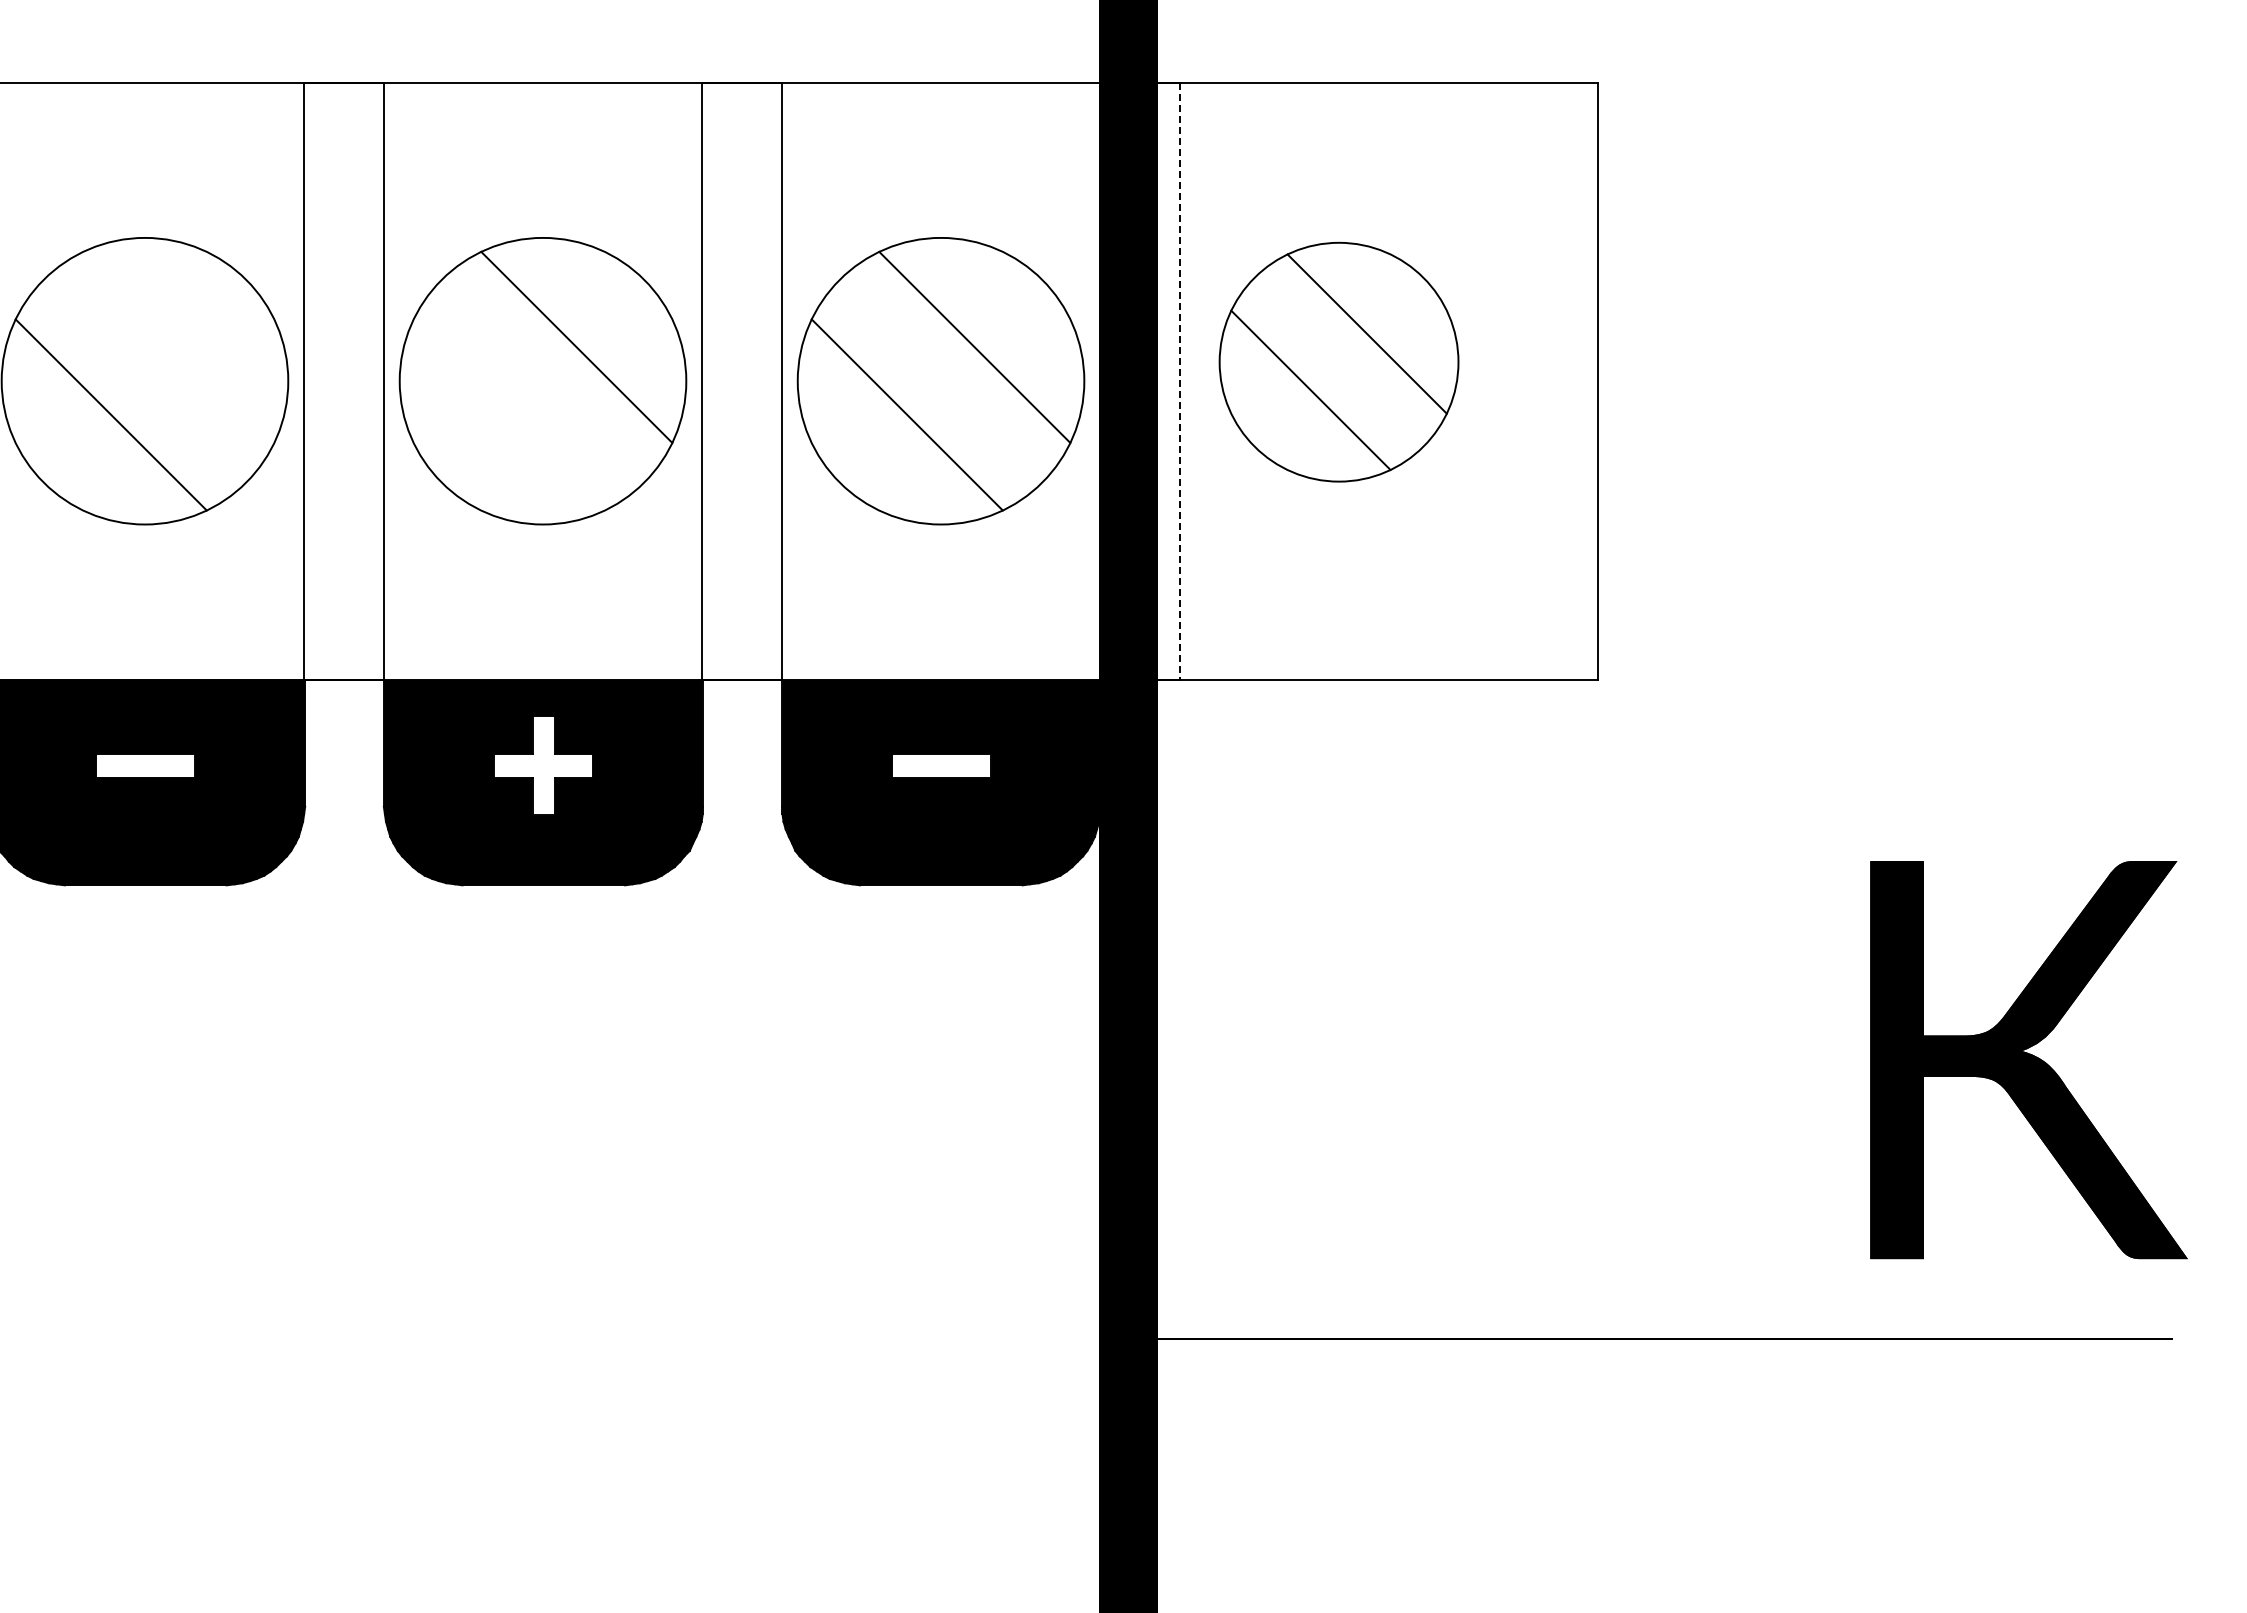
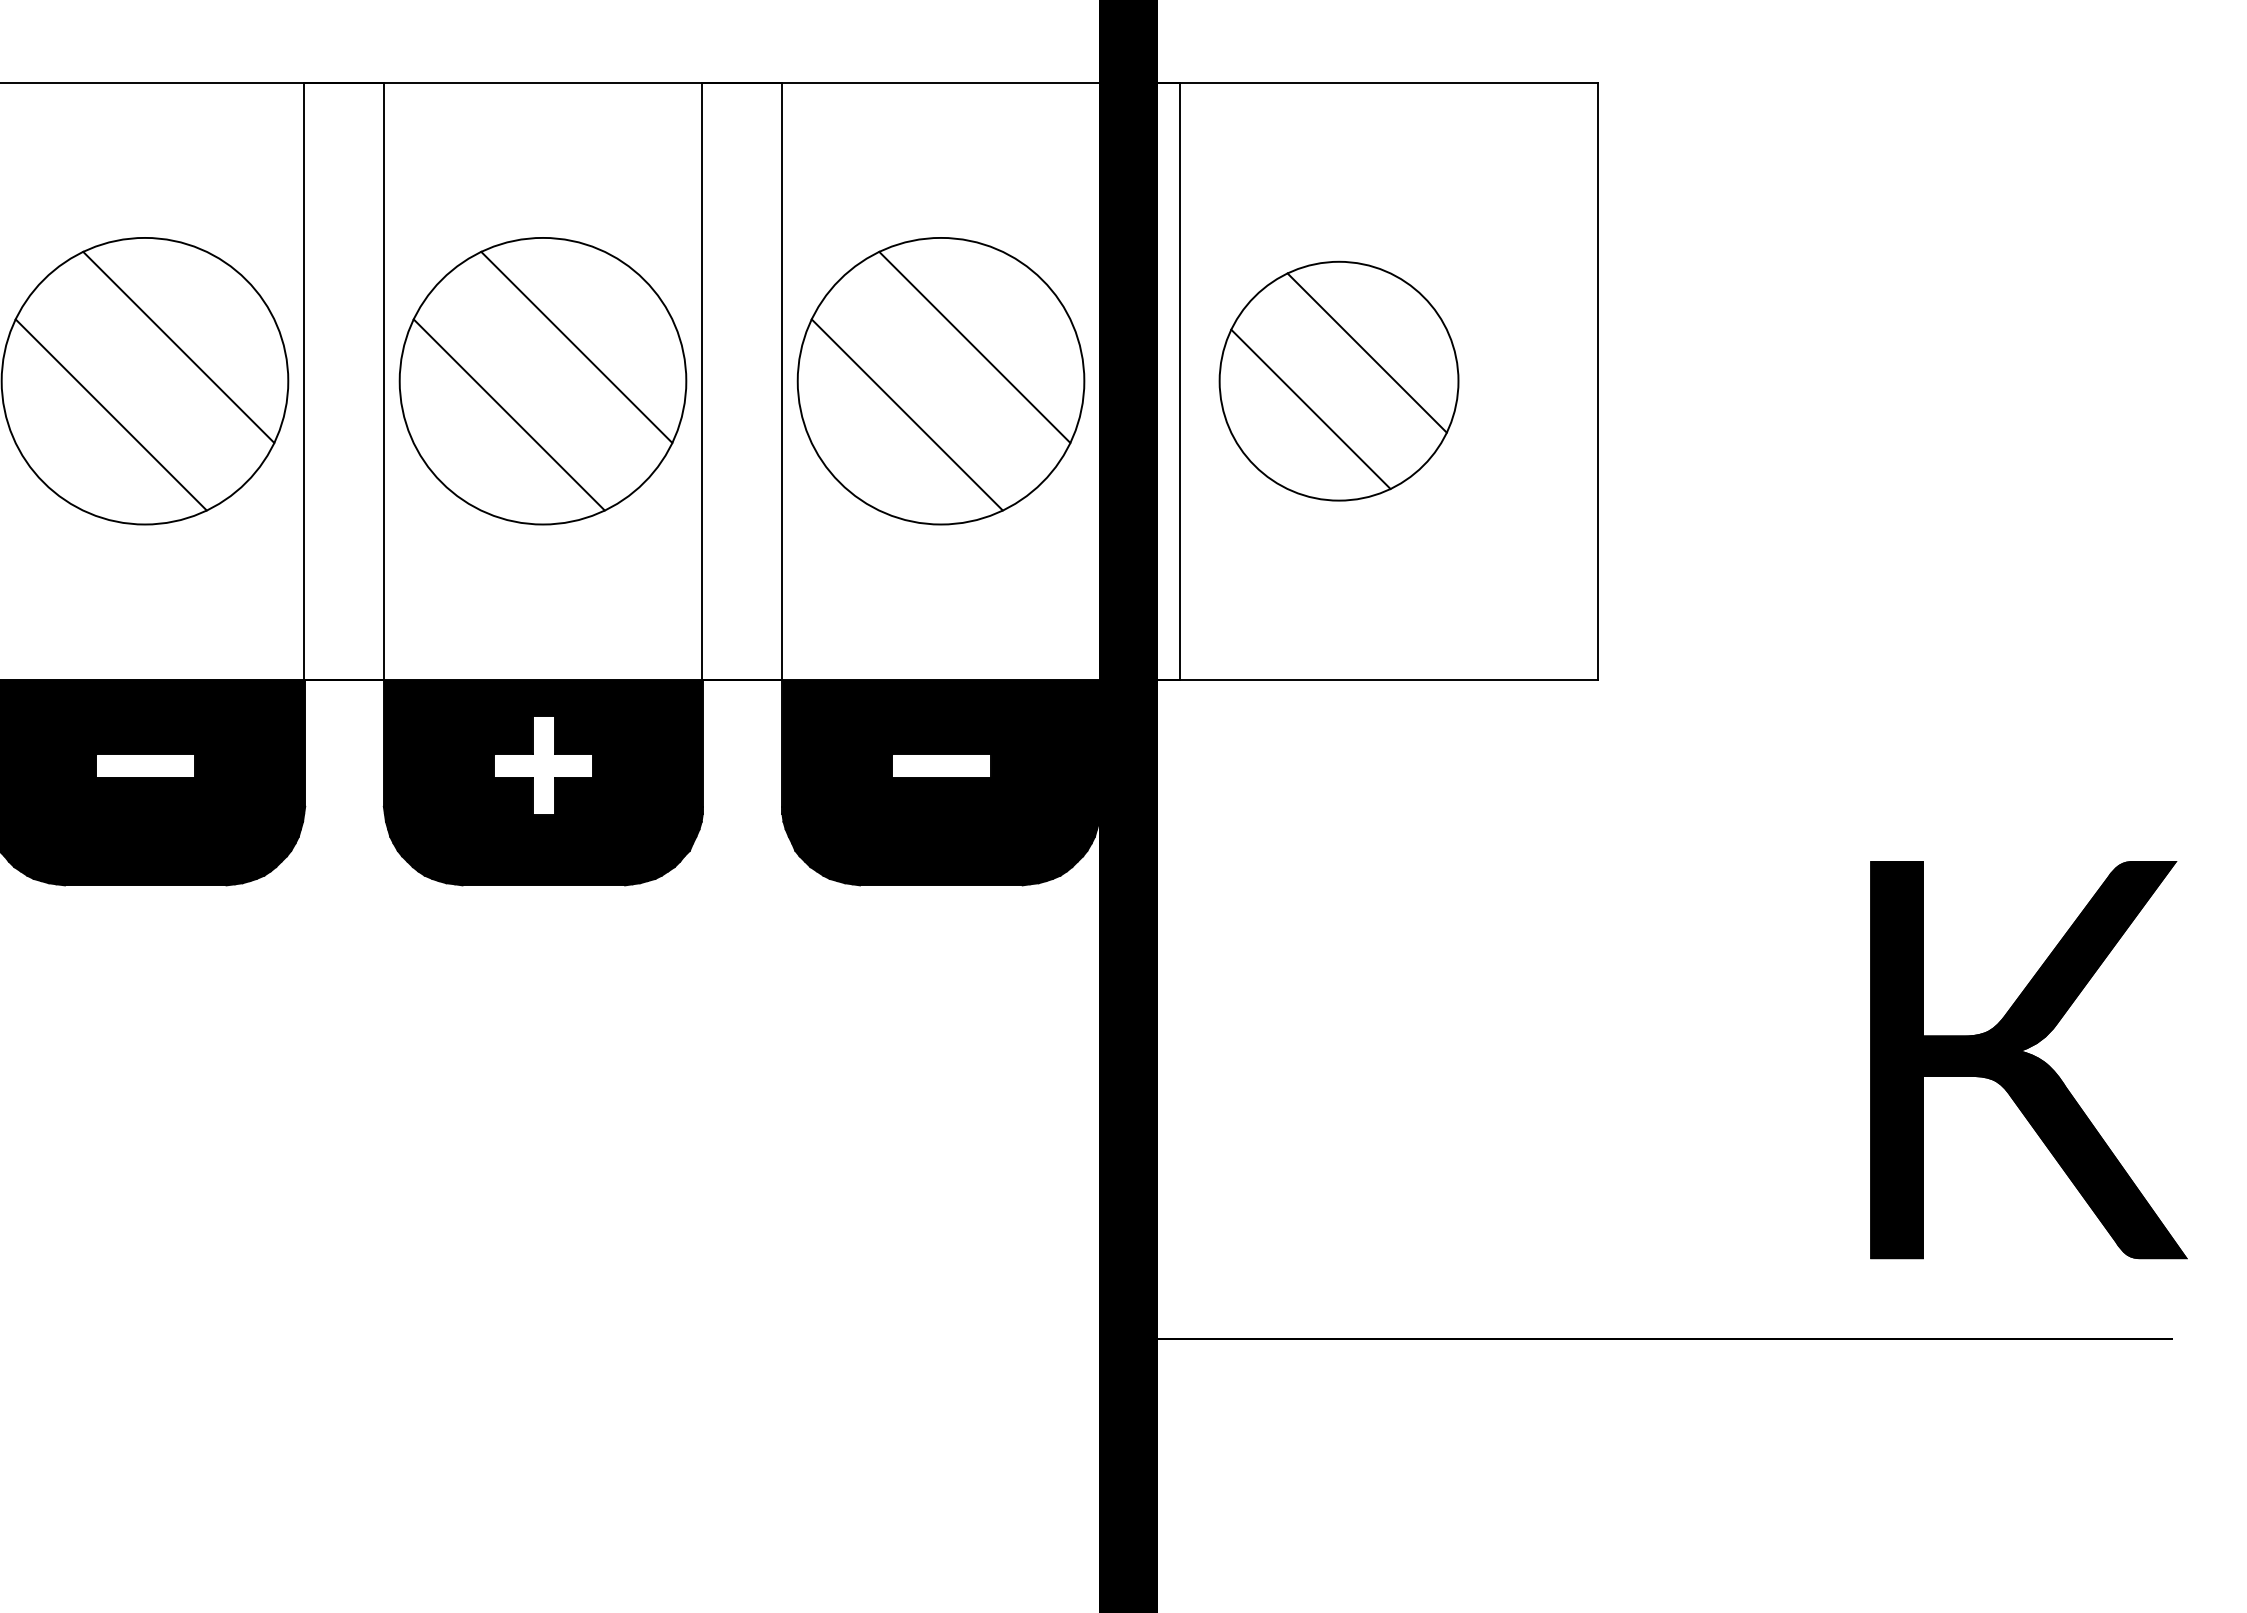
line: none -> present (178, 346)
part position: (1338, 361) -> (1338, 380) (1338, 380)
line: dashed -> solid (1179, 381)
line: none -> present (508, 414)
